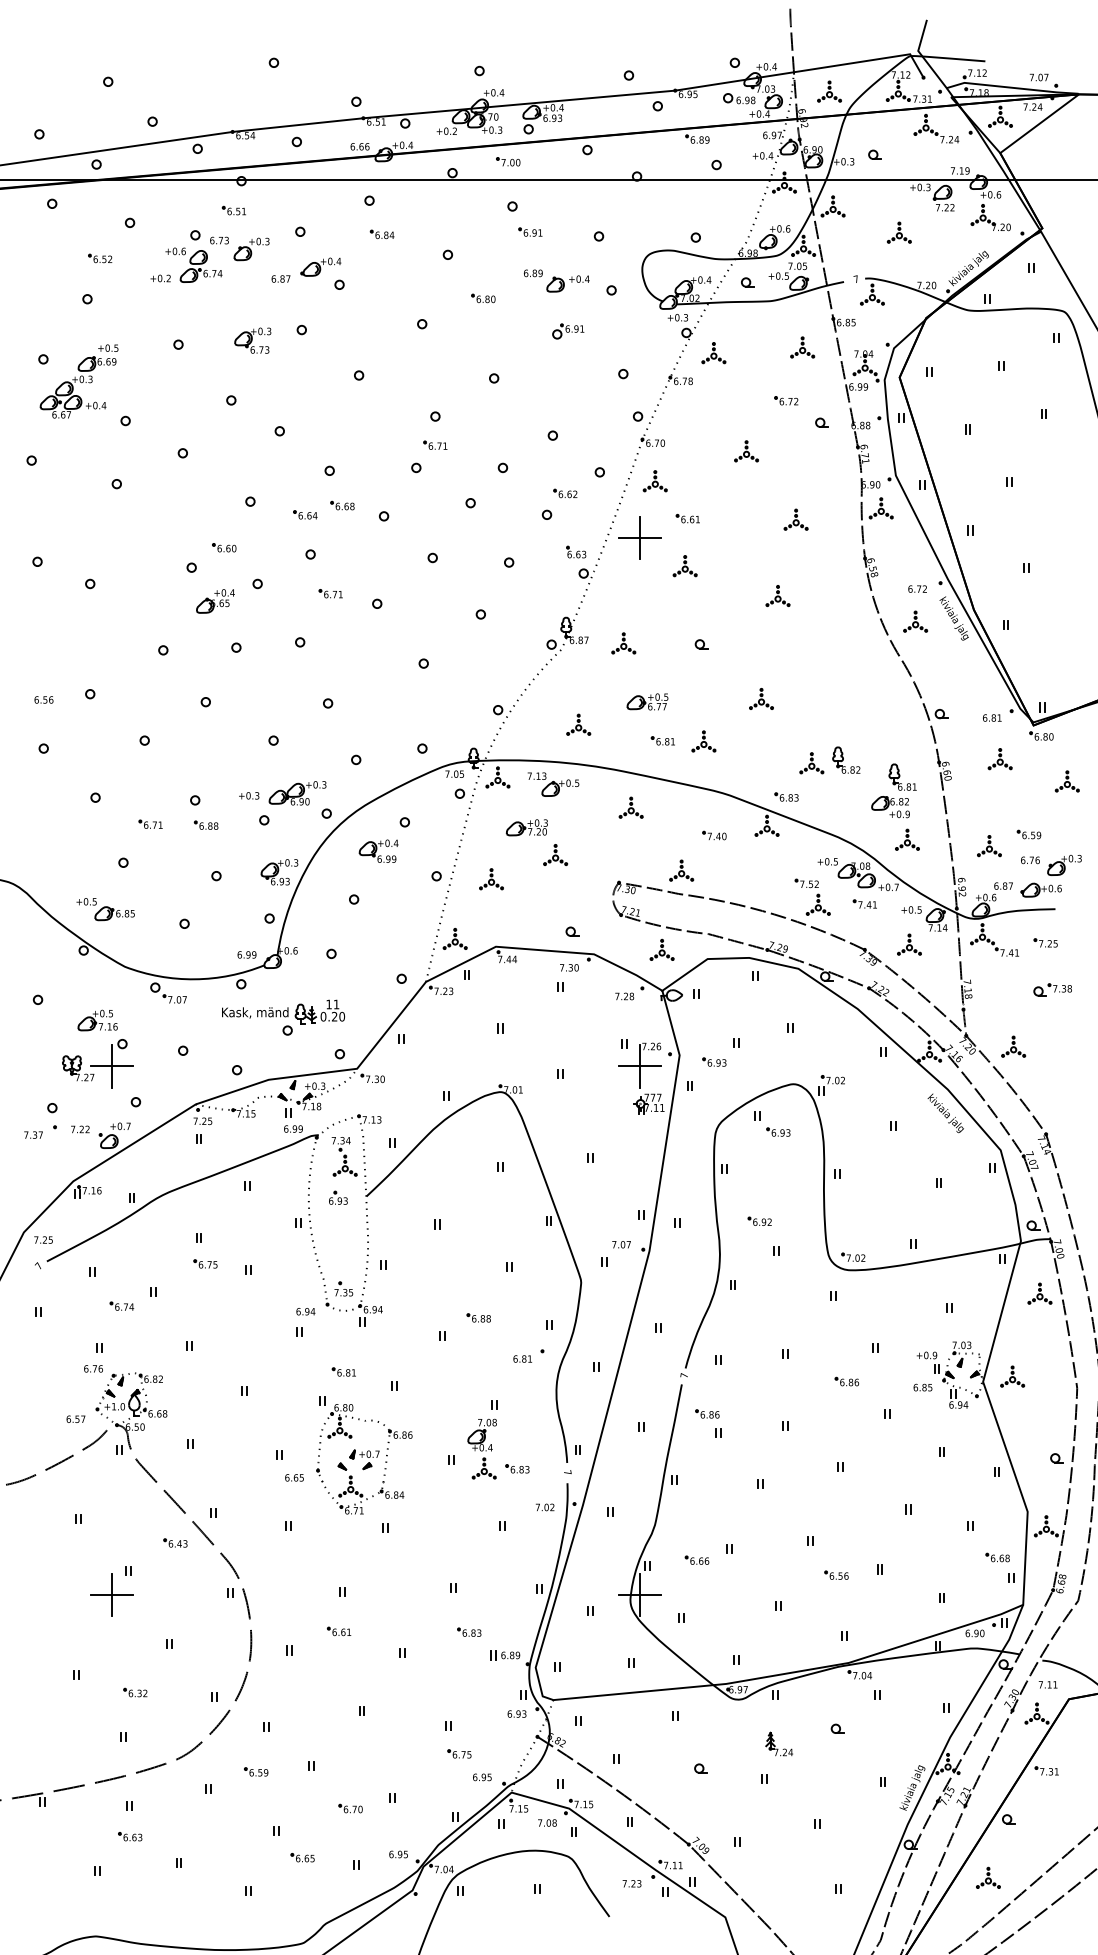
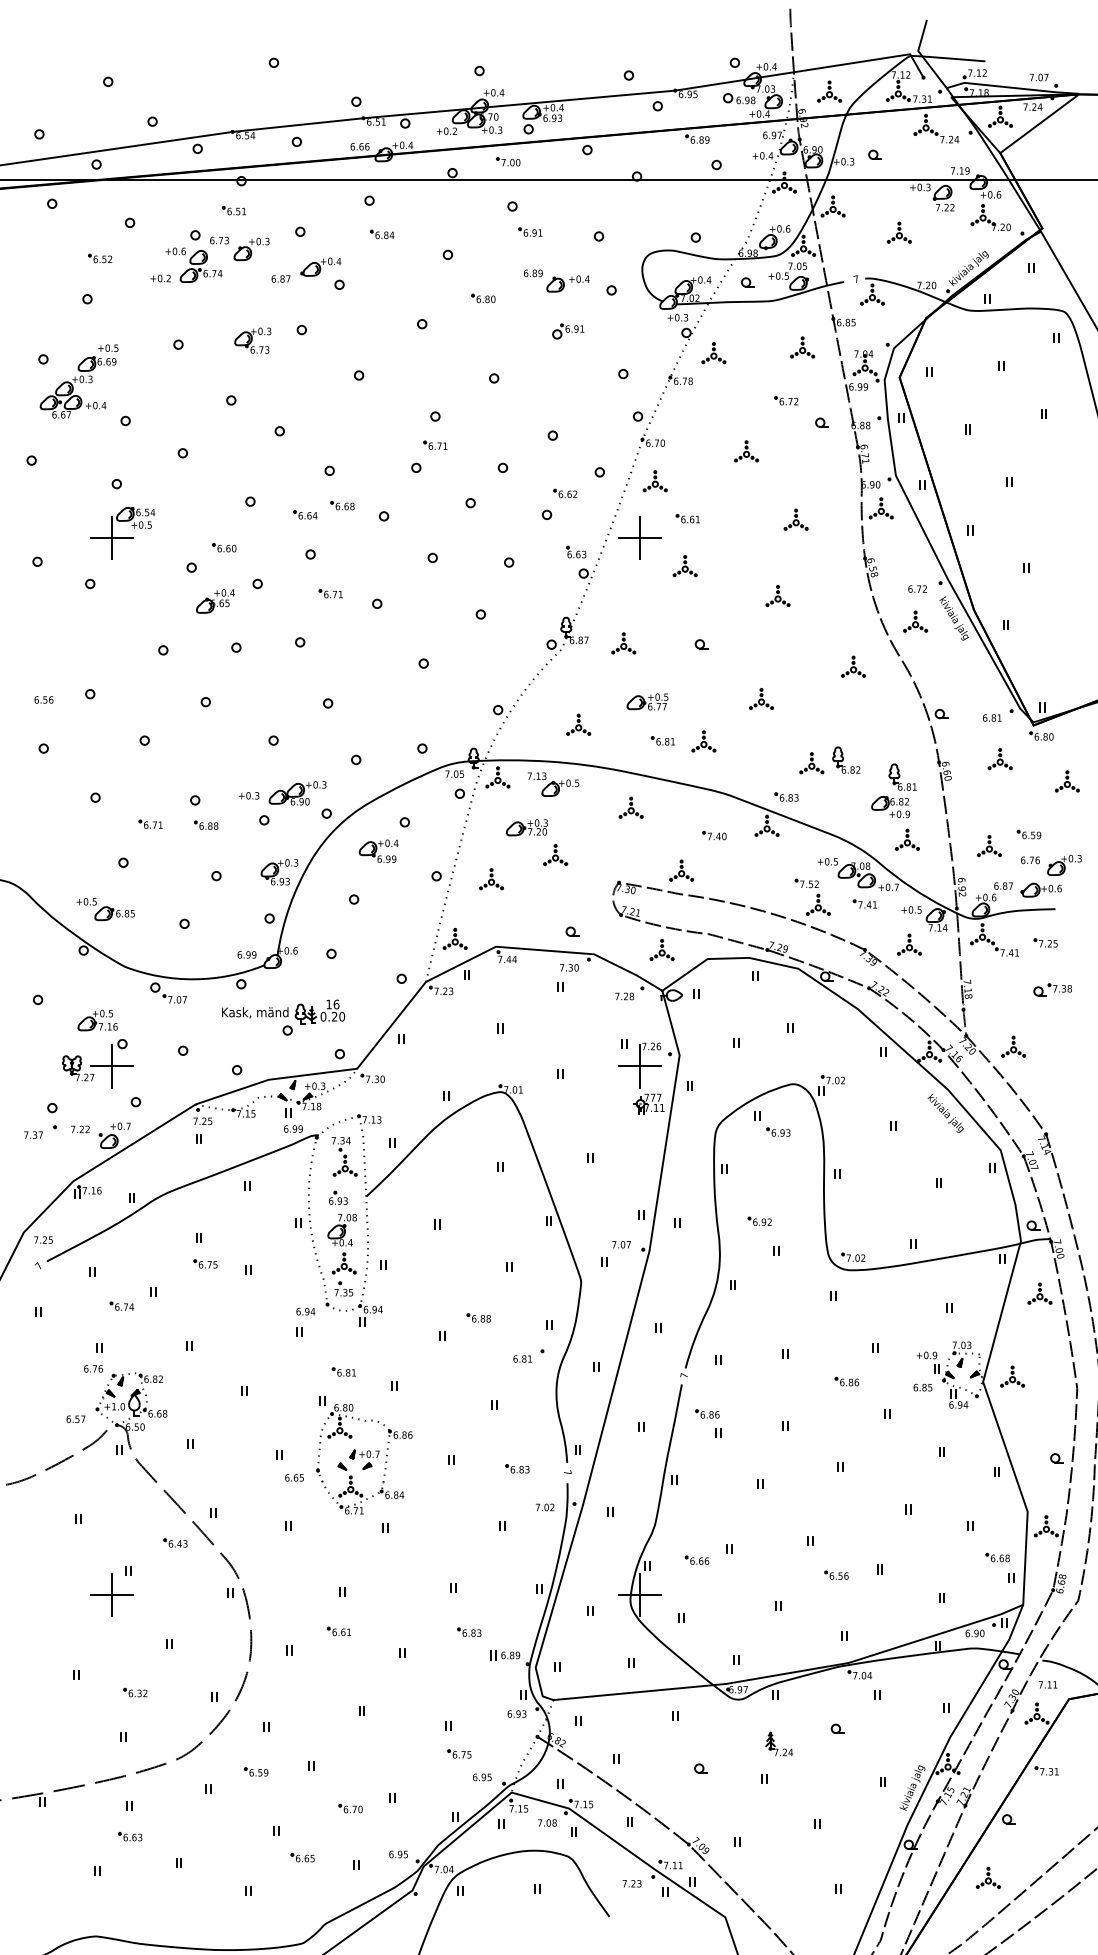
part: none -> present (122, 532)
part: none -> present (853, 666)
text: 11 -> 16 (336, 1004)
part: present -> none (714, 1061)
part position: (481, 1448) -> (341, 1243) (341, 1243)
